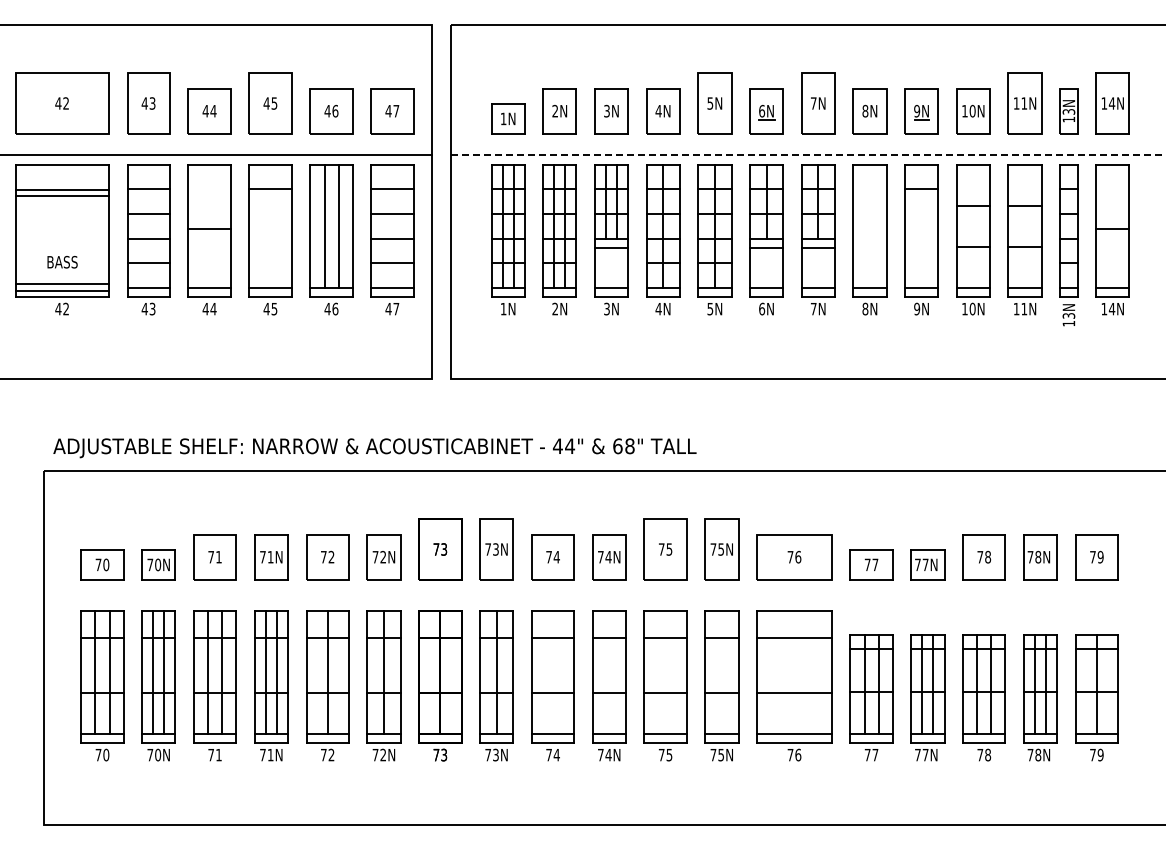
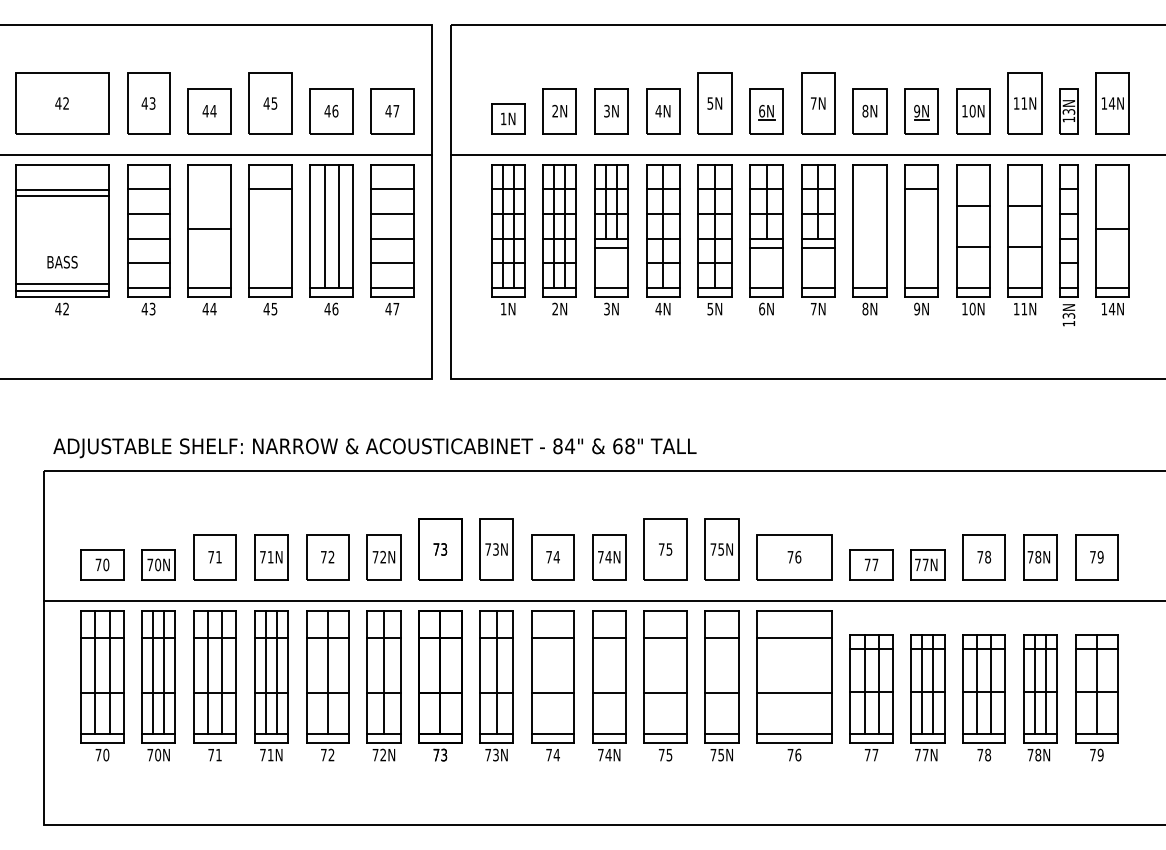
line: dashed -> solid (808, 154)
text: 44" -> 84" (557, 446)
line: none -> present (603, 600)
